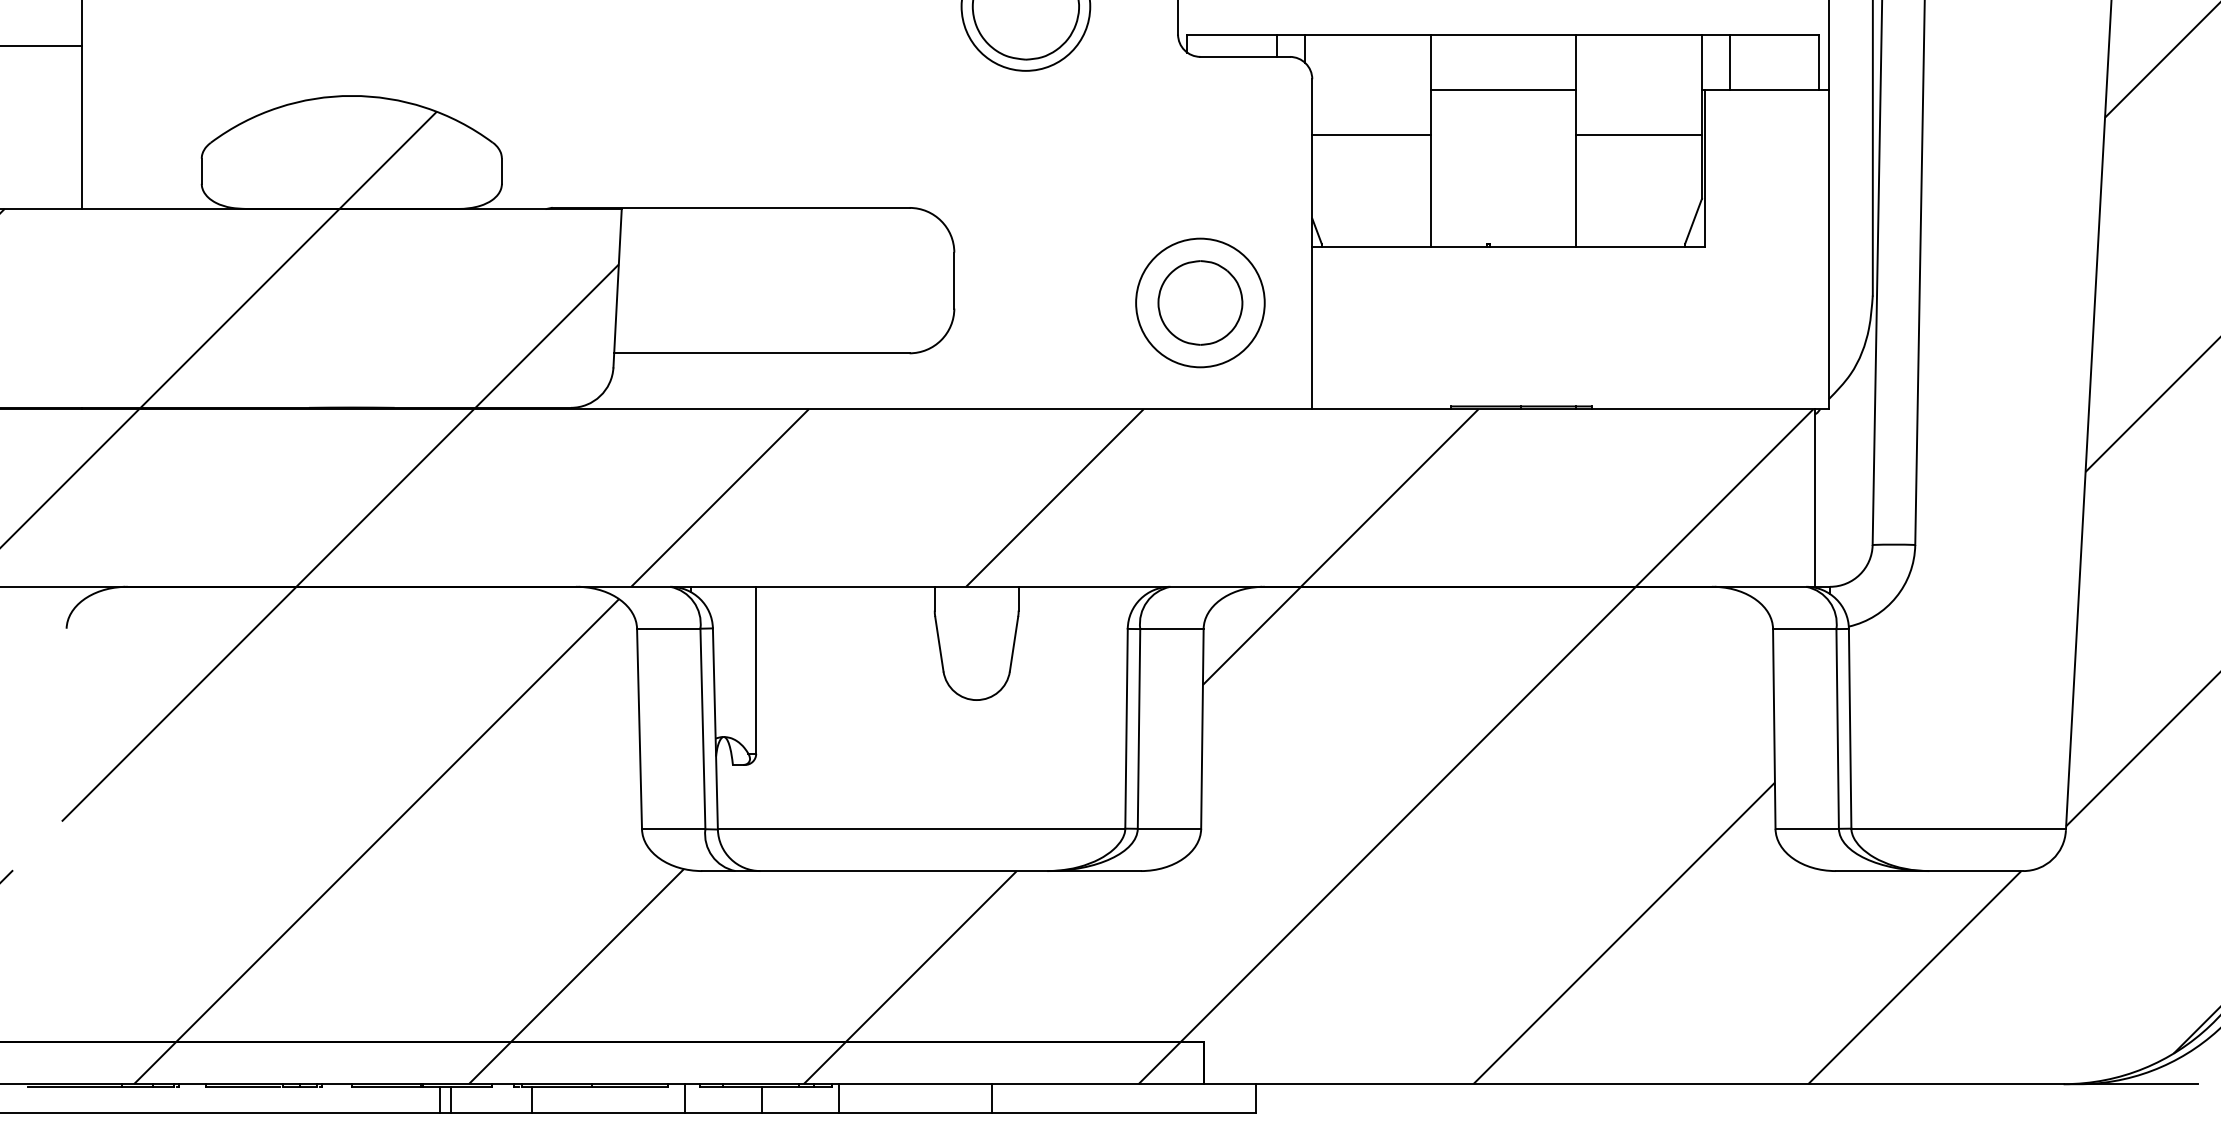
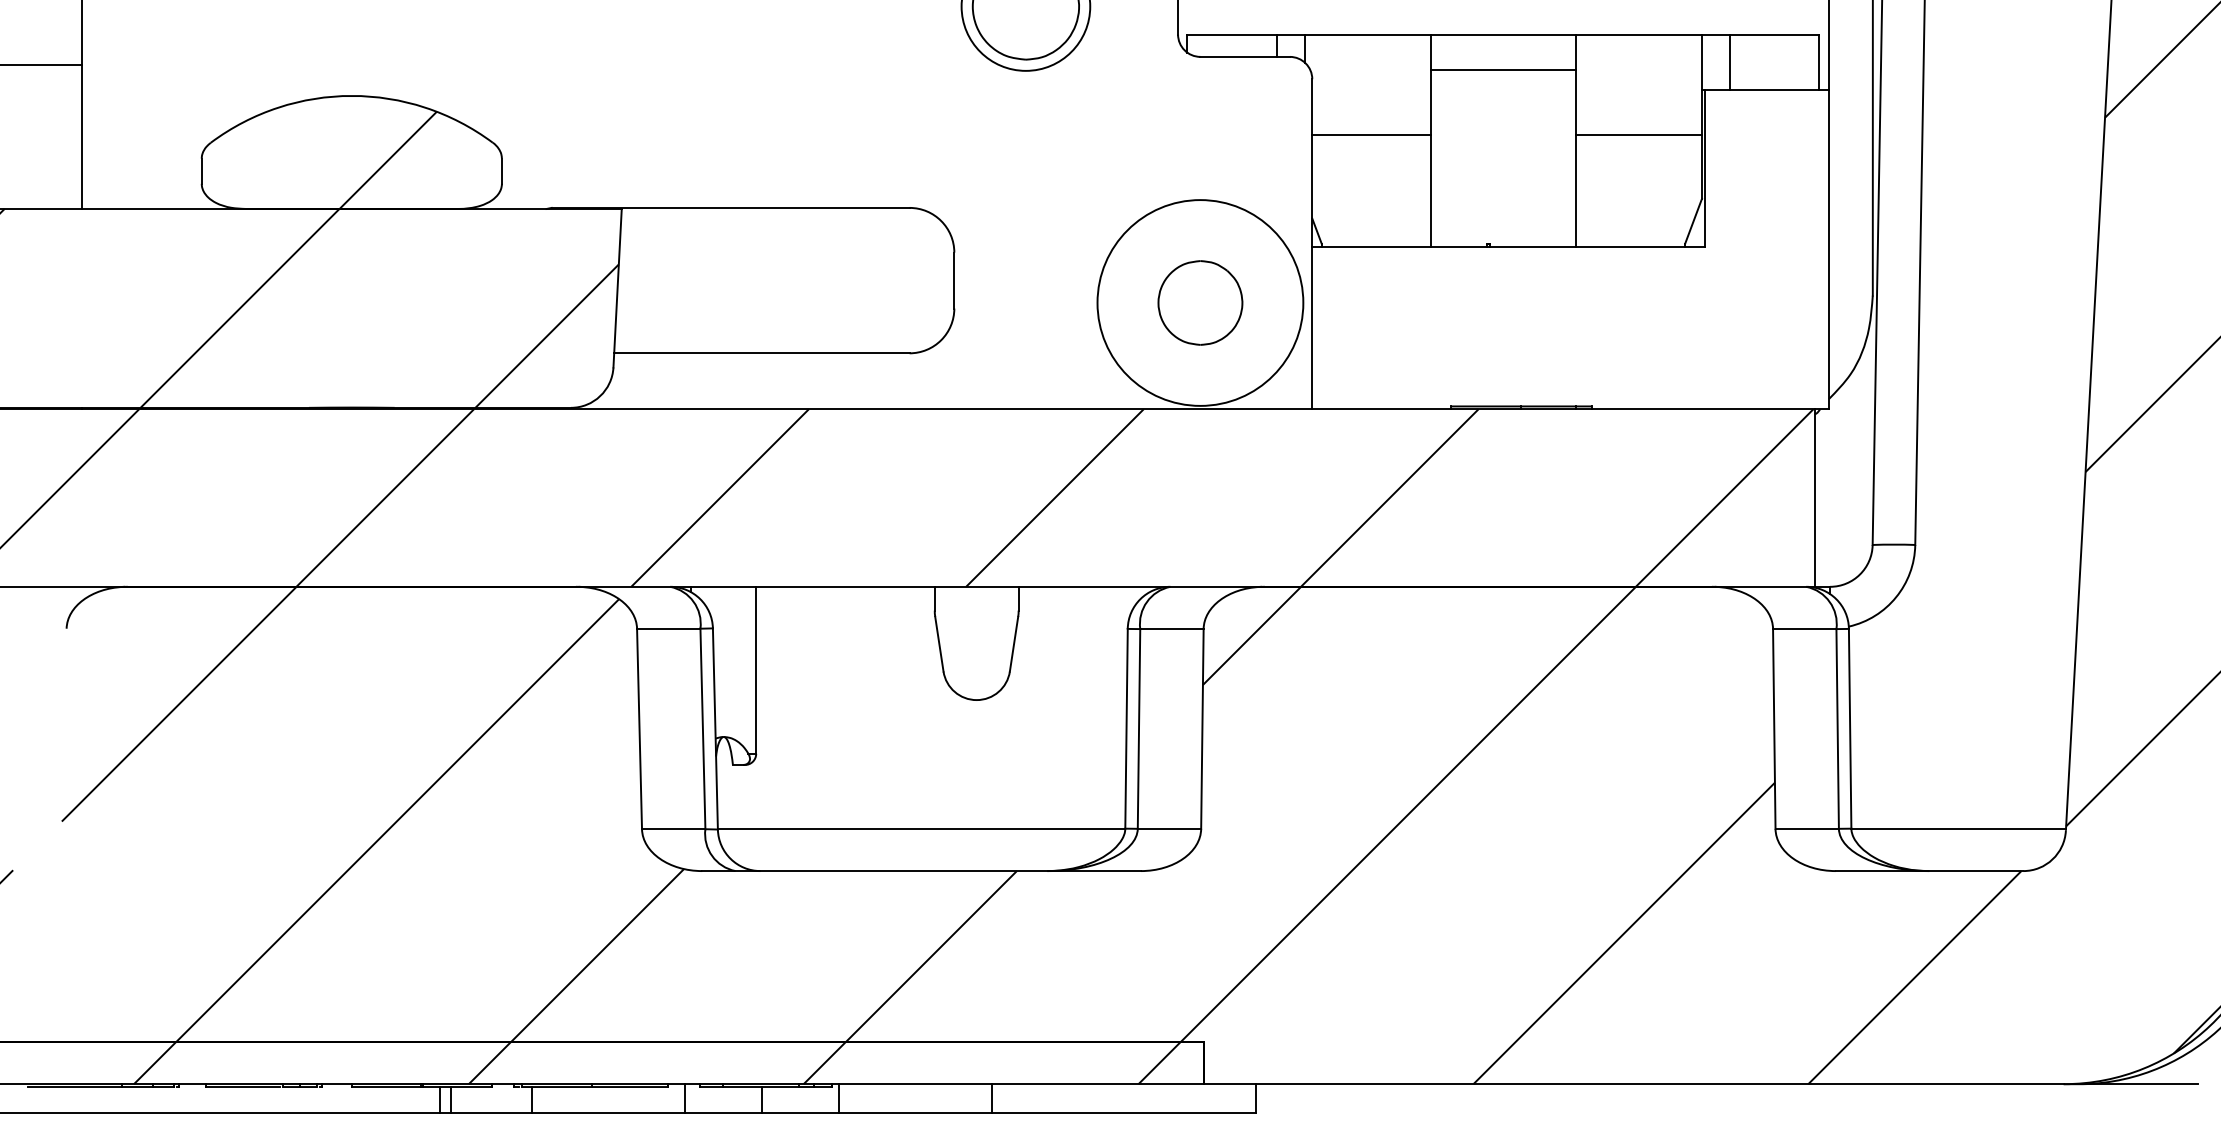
line position: (41, 45) -> (41, 64) (41, 64)
line position: (1503, 90) -> (1503, 70) (1503, 70)
circle diameter: 129 px -> 206 px (1200, 302)
